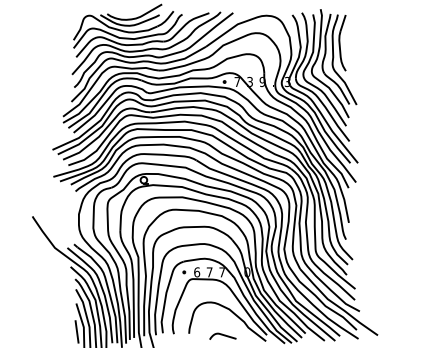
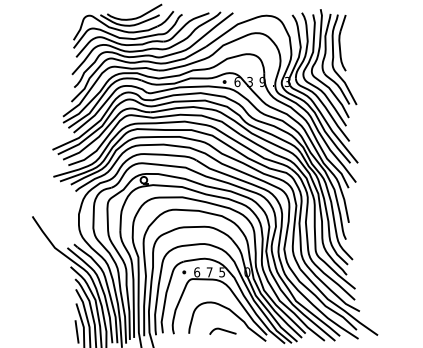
text: 7 -> 6 (237, 82)
text: 7 -> 5 (221, 272)
curve position: (222, 335) -> (222, 330) (222, 330)
